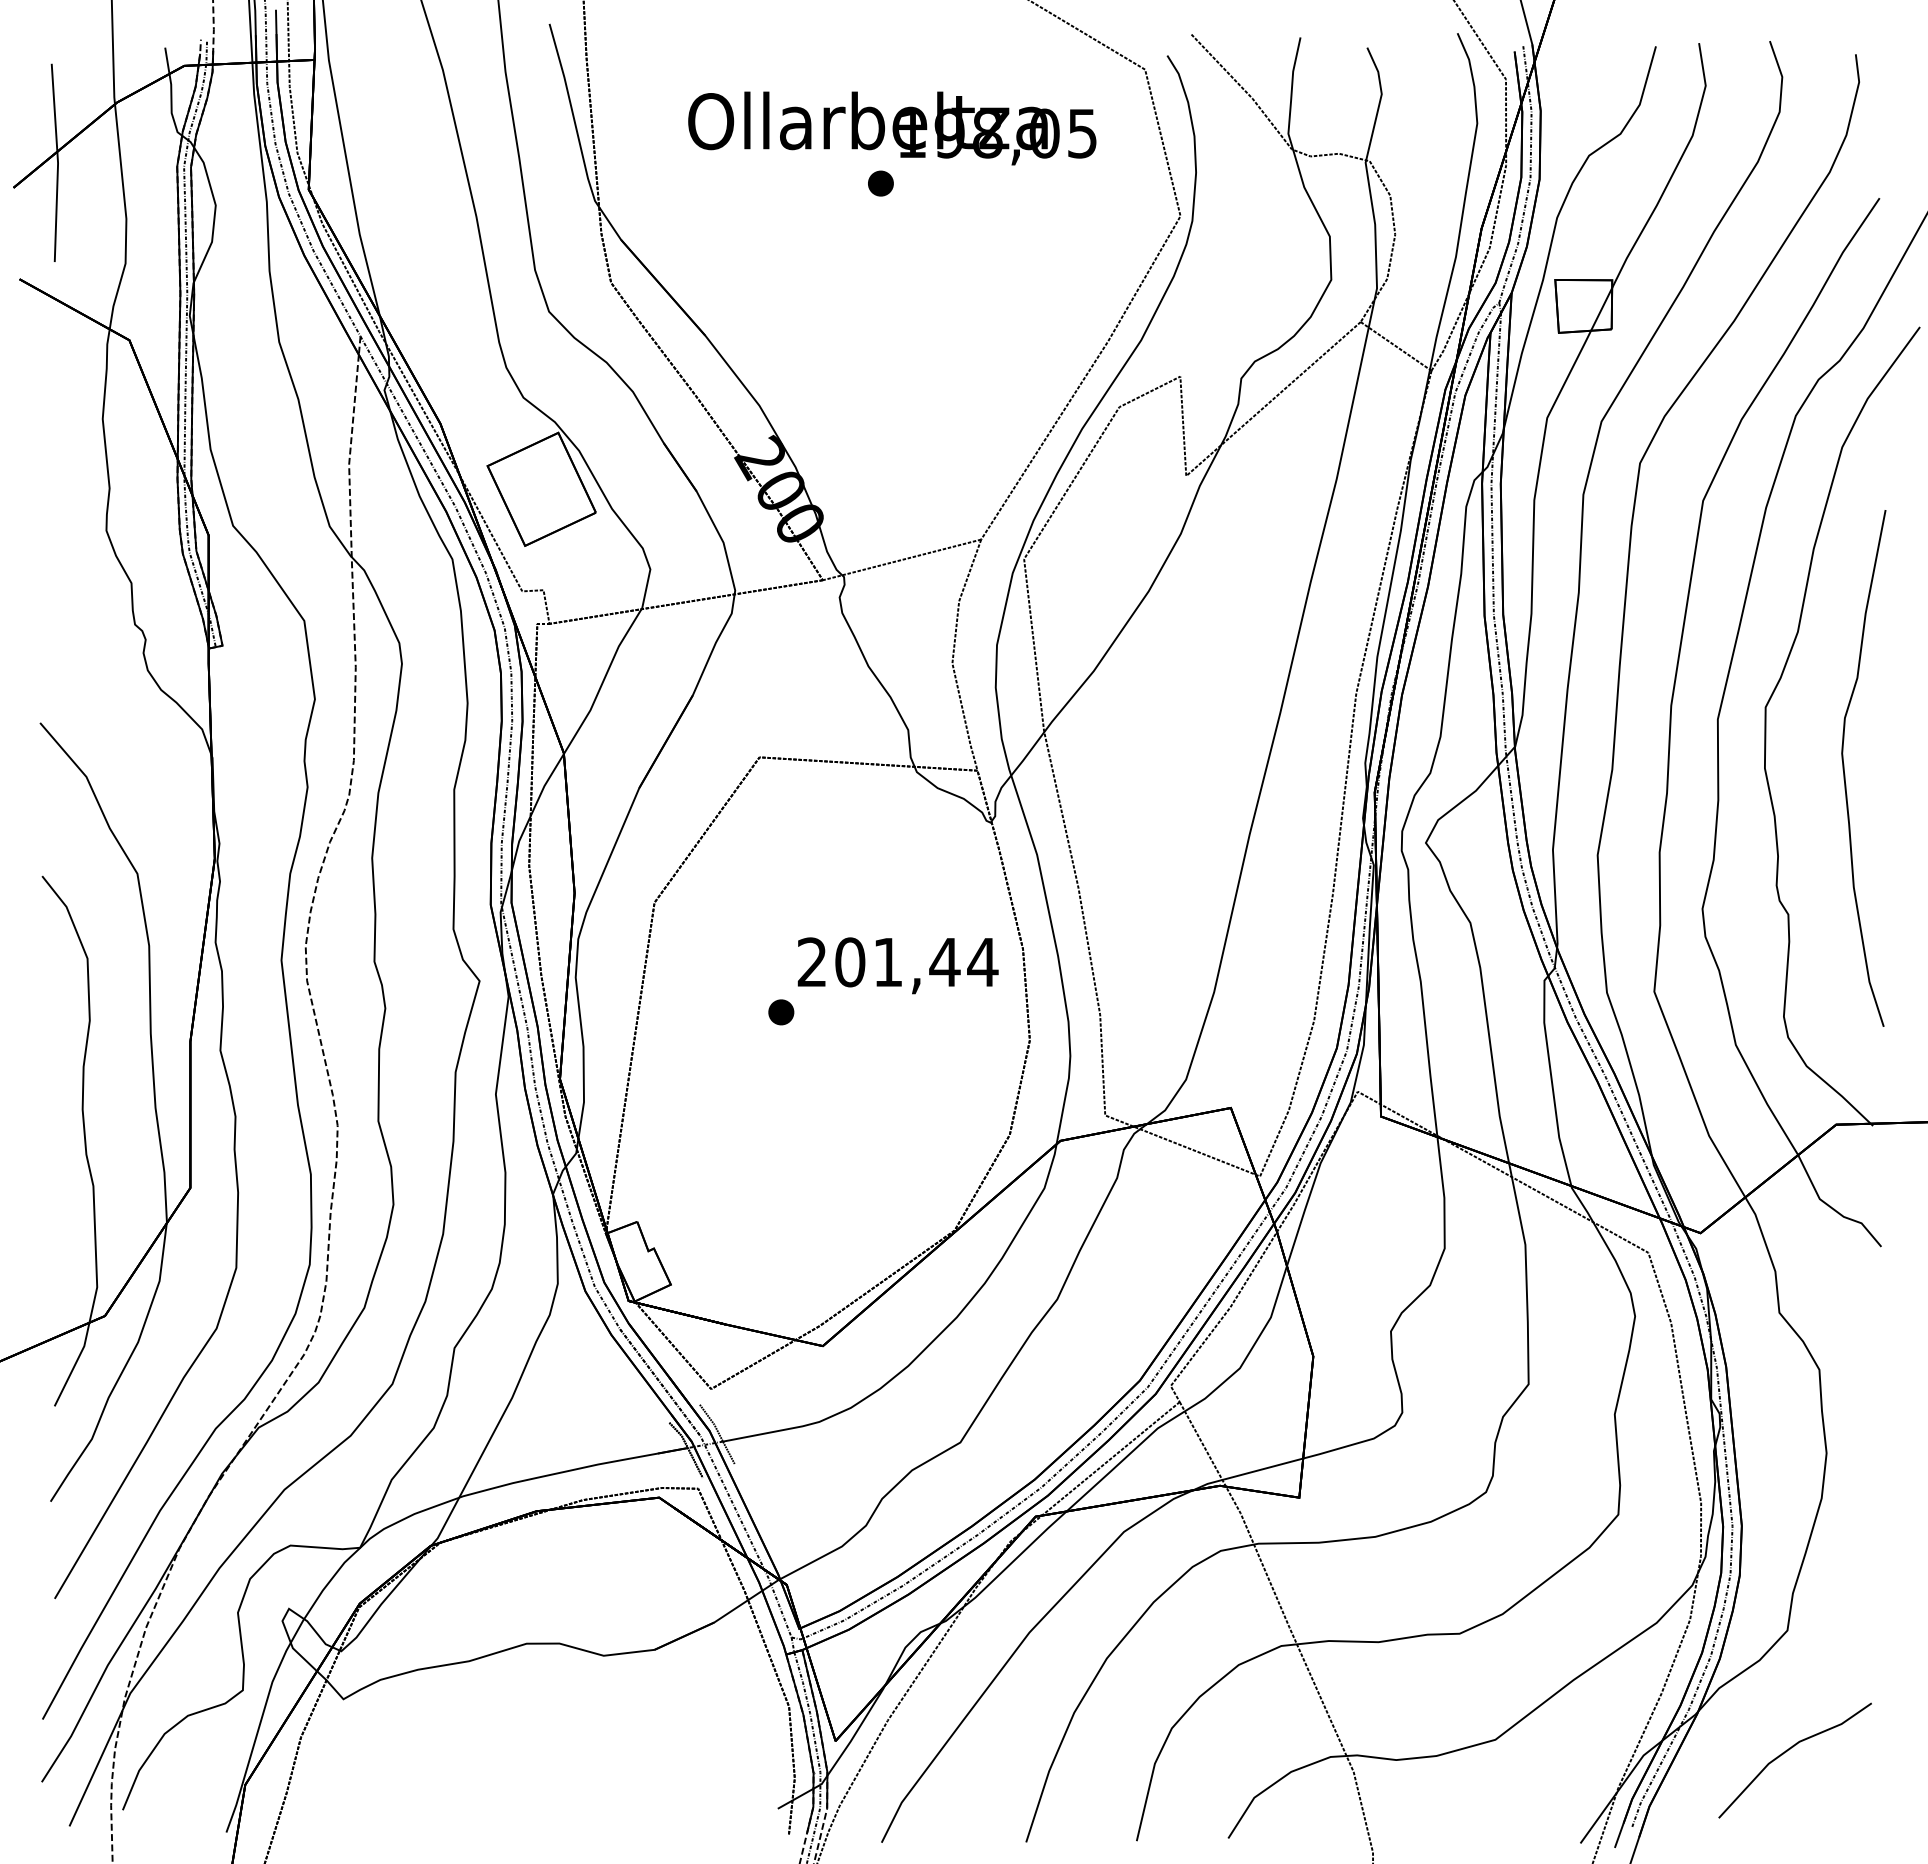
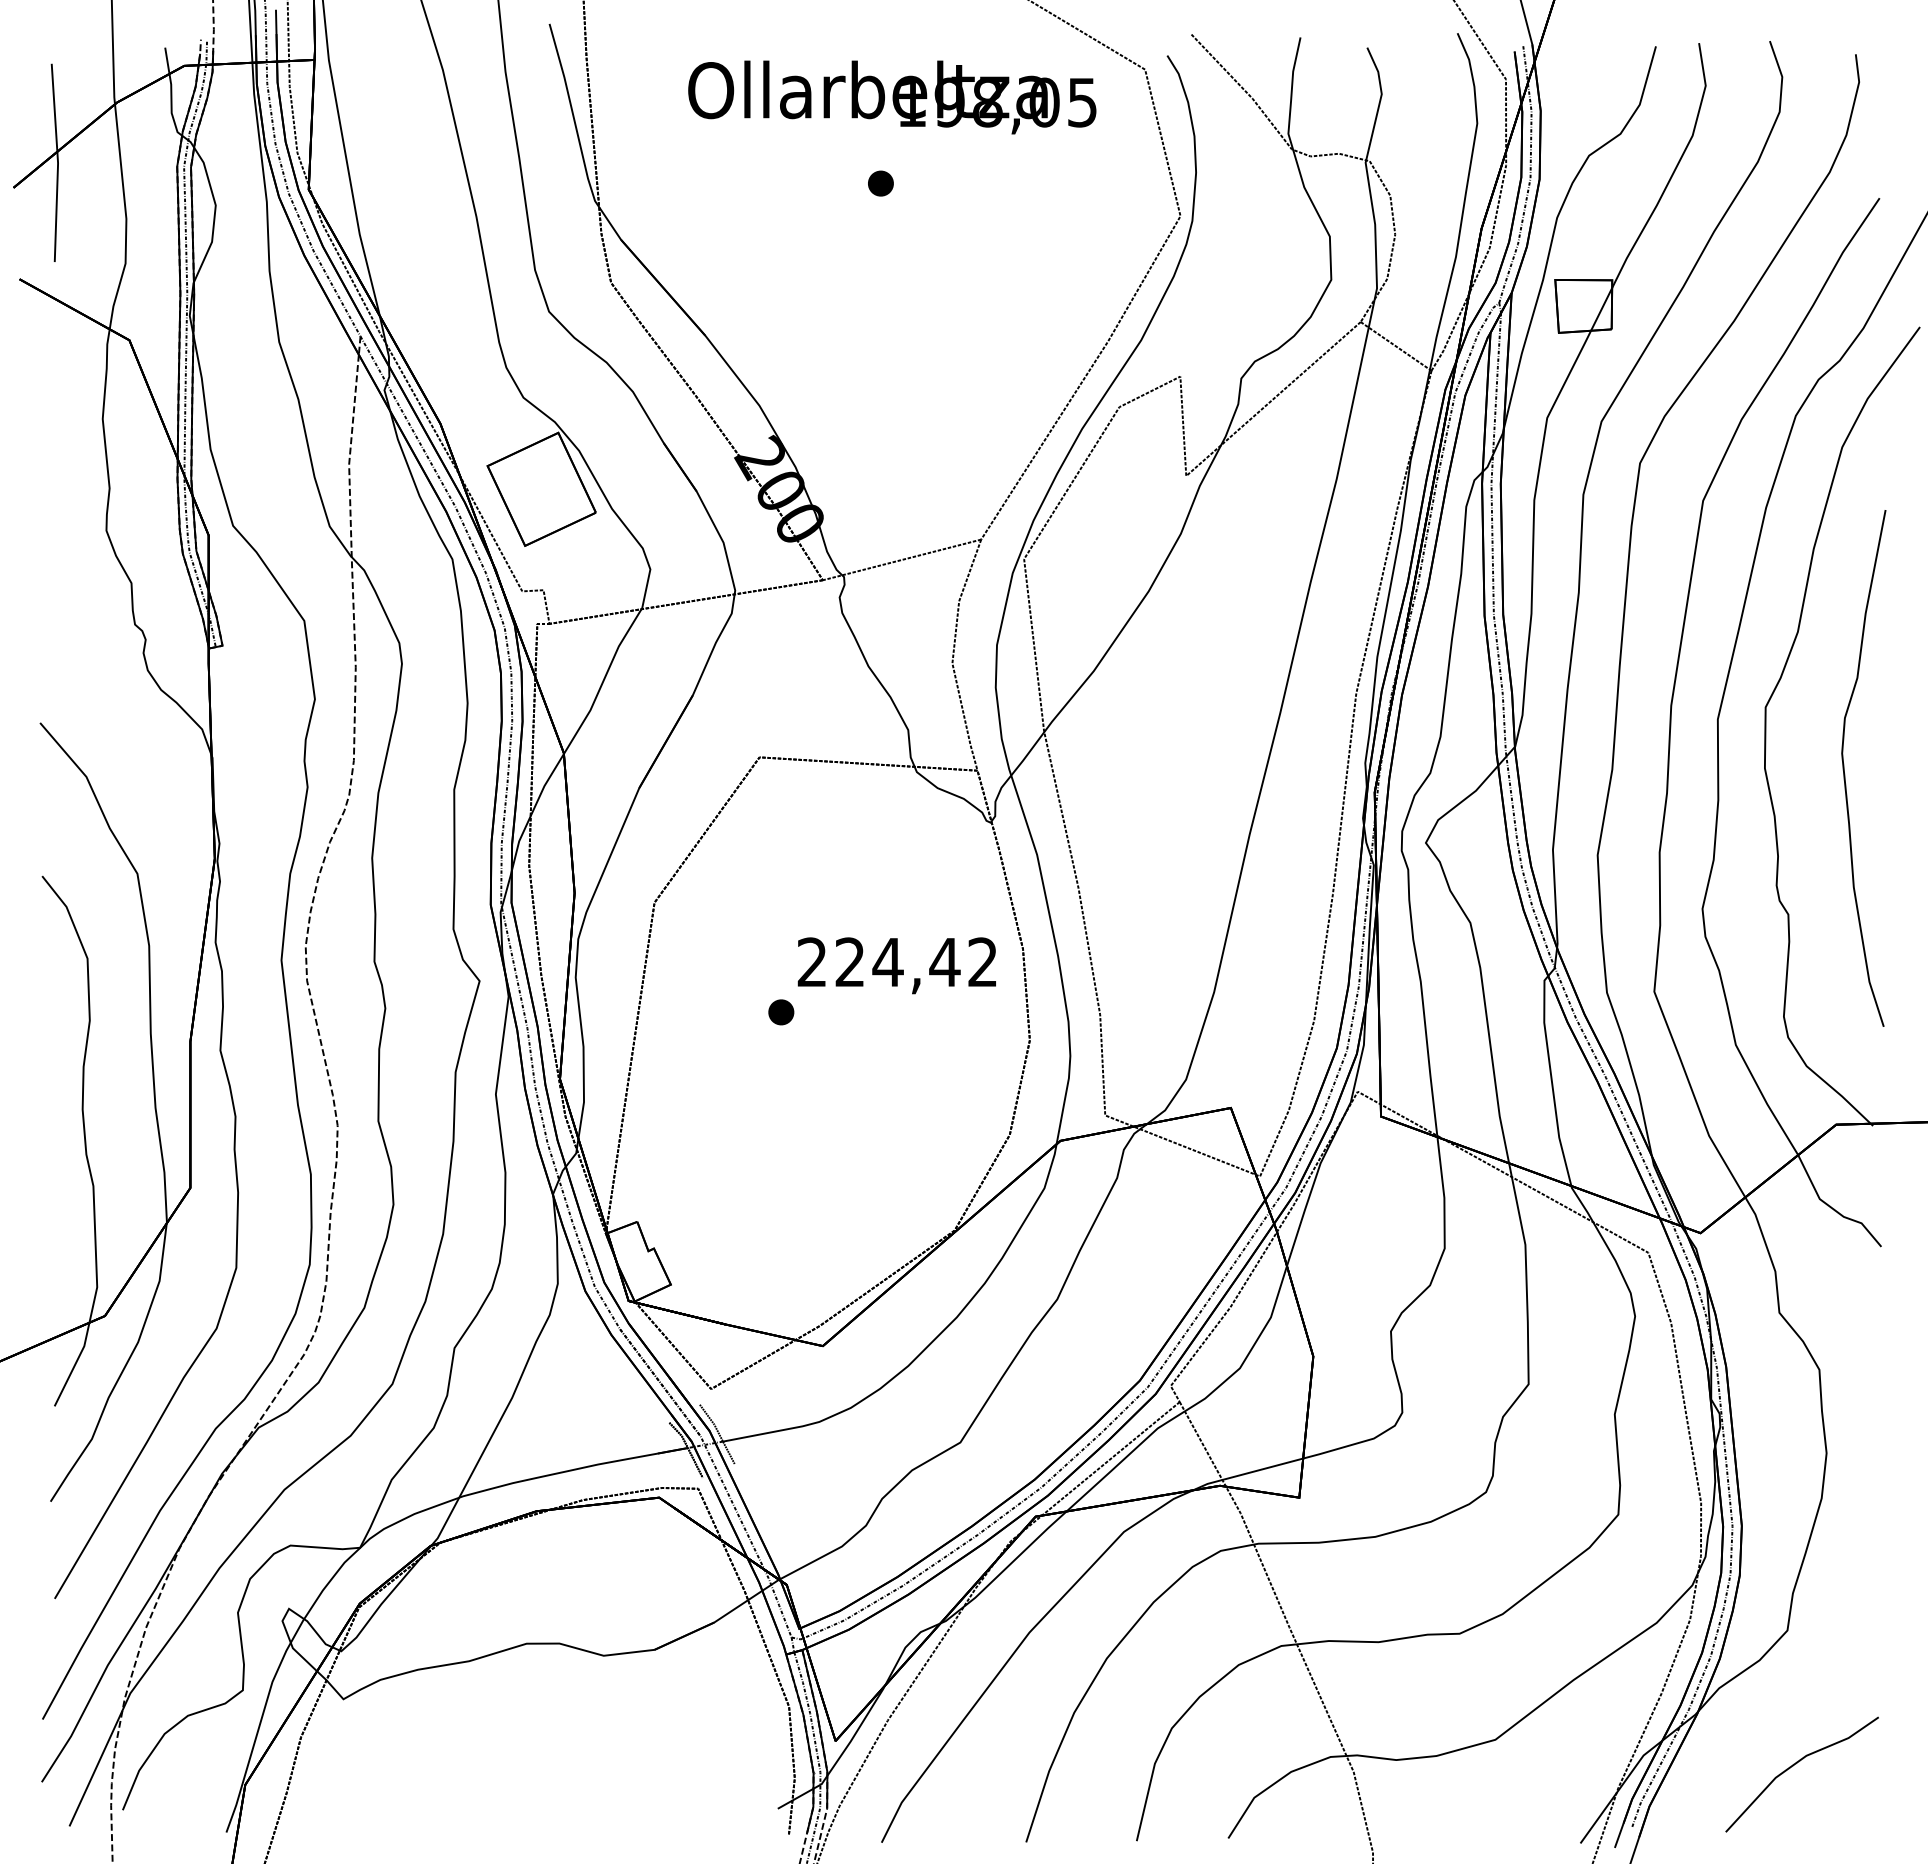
text position: (892, 128) -> (892, 97) (892, 97)
text: 201,44 -> 224,42 (916, 962)
line position: (1789, 1750) -> (1796, 1764) (1796, 1764)
